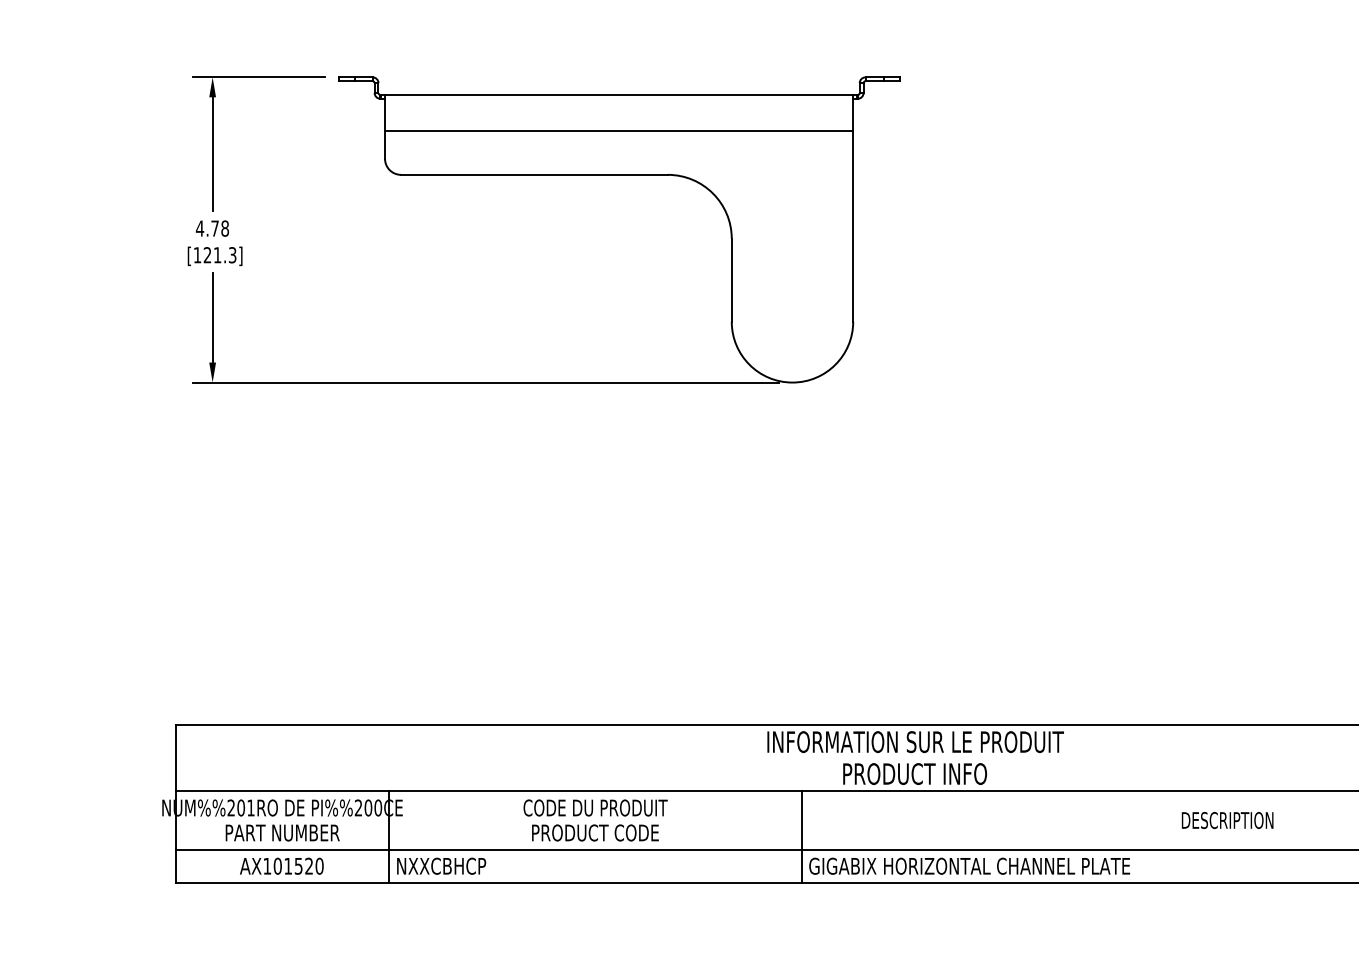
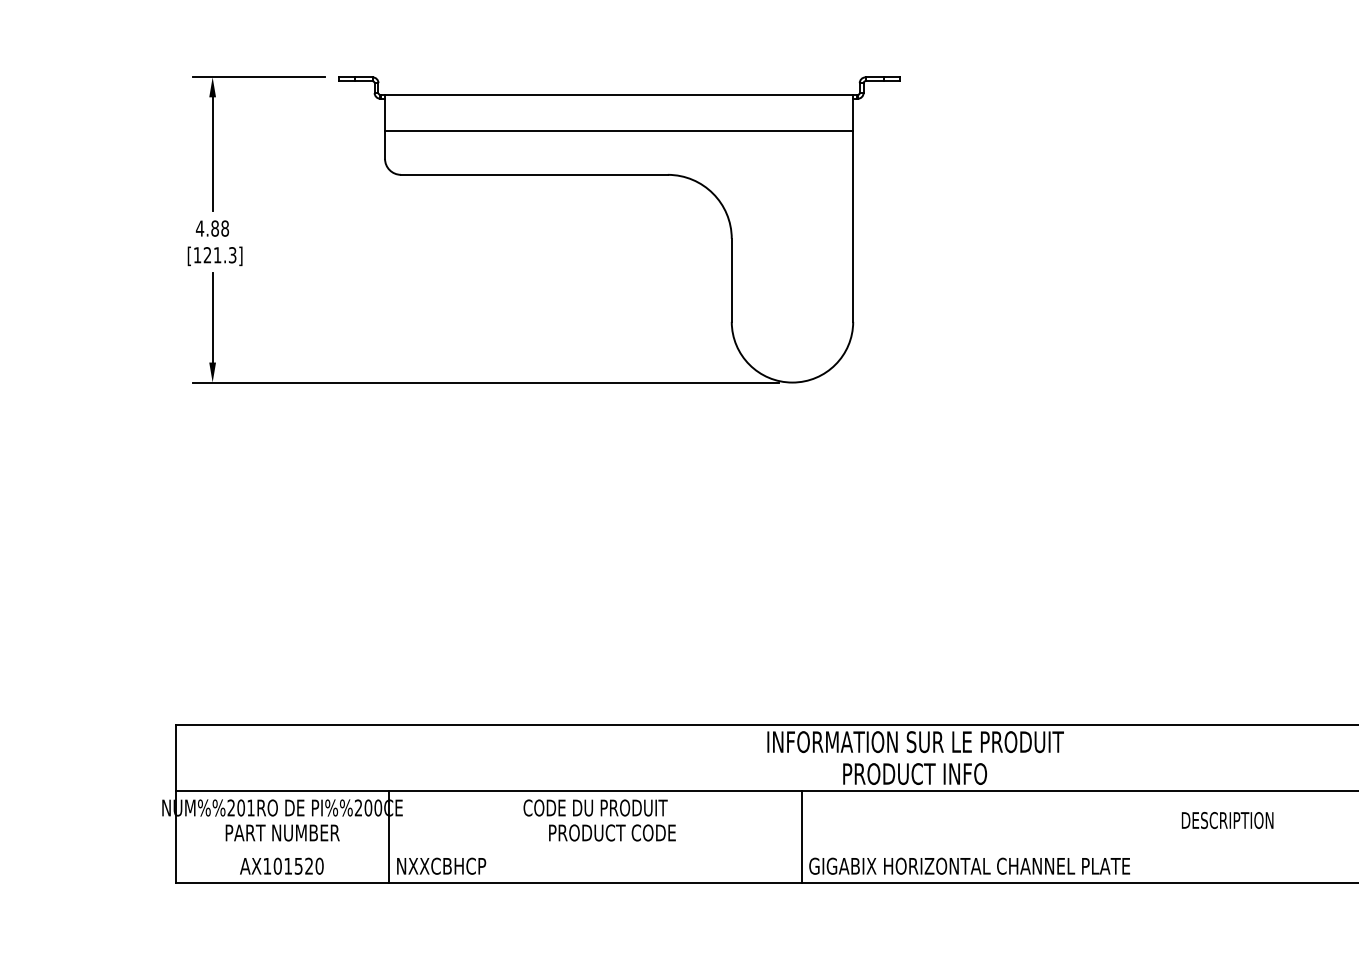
text: 4.78 -> 4.88 (214, 228)
text position: (595, 832) -> (612, 832) (612, 832)
line: present -> none (765, 849)
